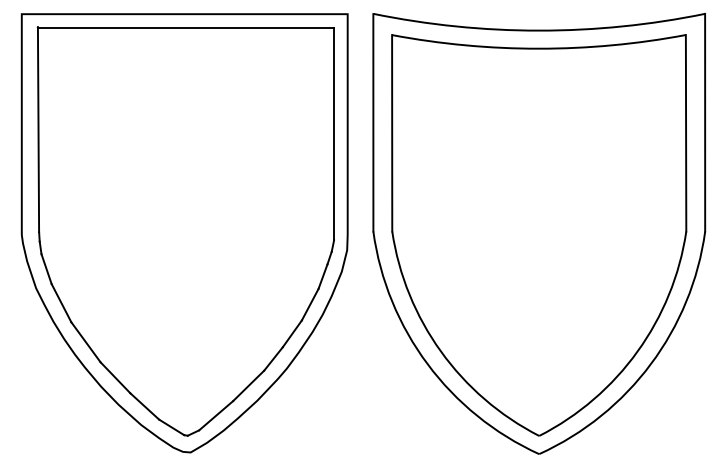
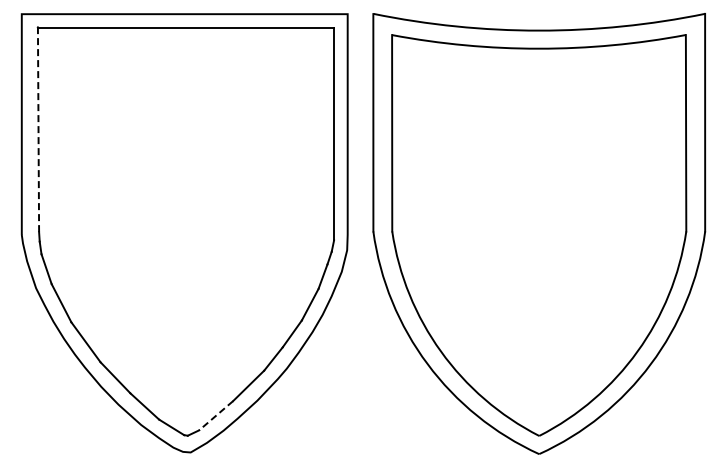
line: solid -> dashed (38, 129)
line: solid -> dashed (215, 416)
